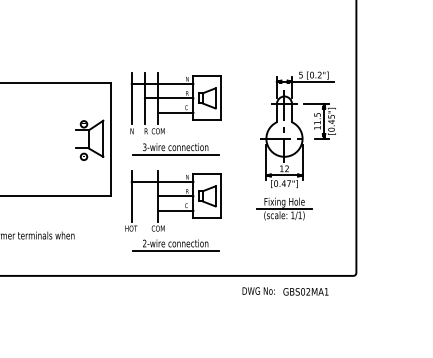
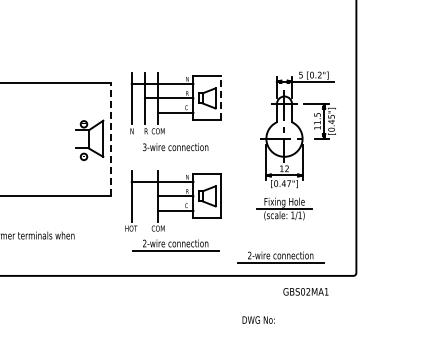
line: solid -> dashed (221, 98)
line: solid -> dashed (110, 139)
line: present -> none (175, 155)
part: none -> present (280, 257)
text position: (258, 290) -> (258, 319) (258, 319)
